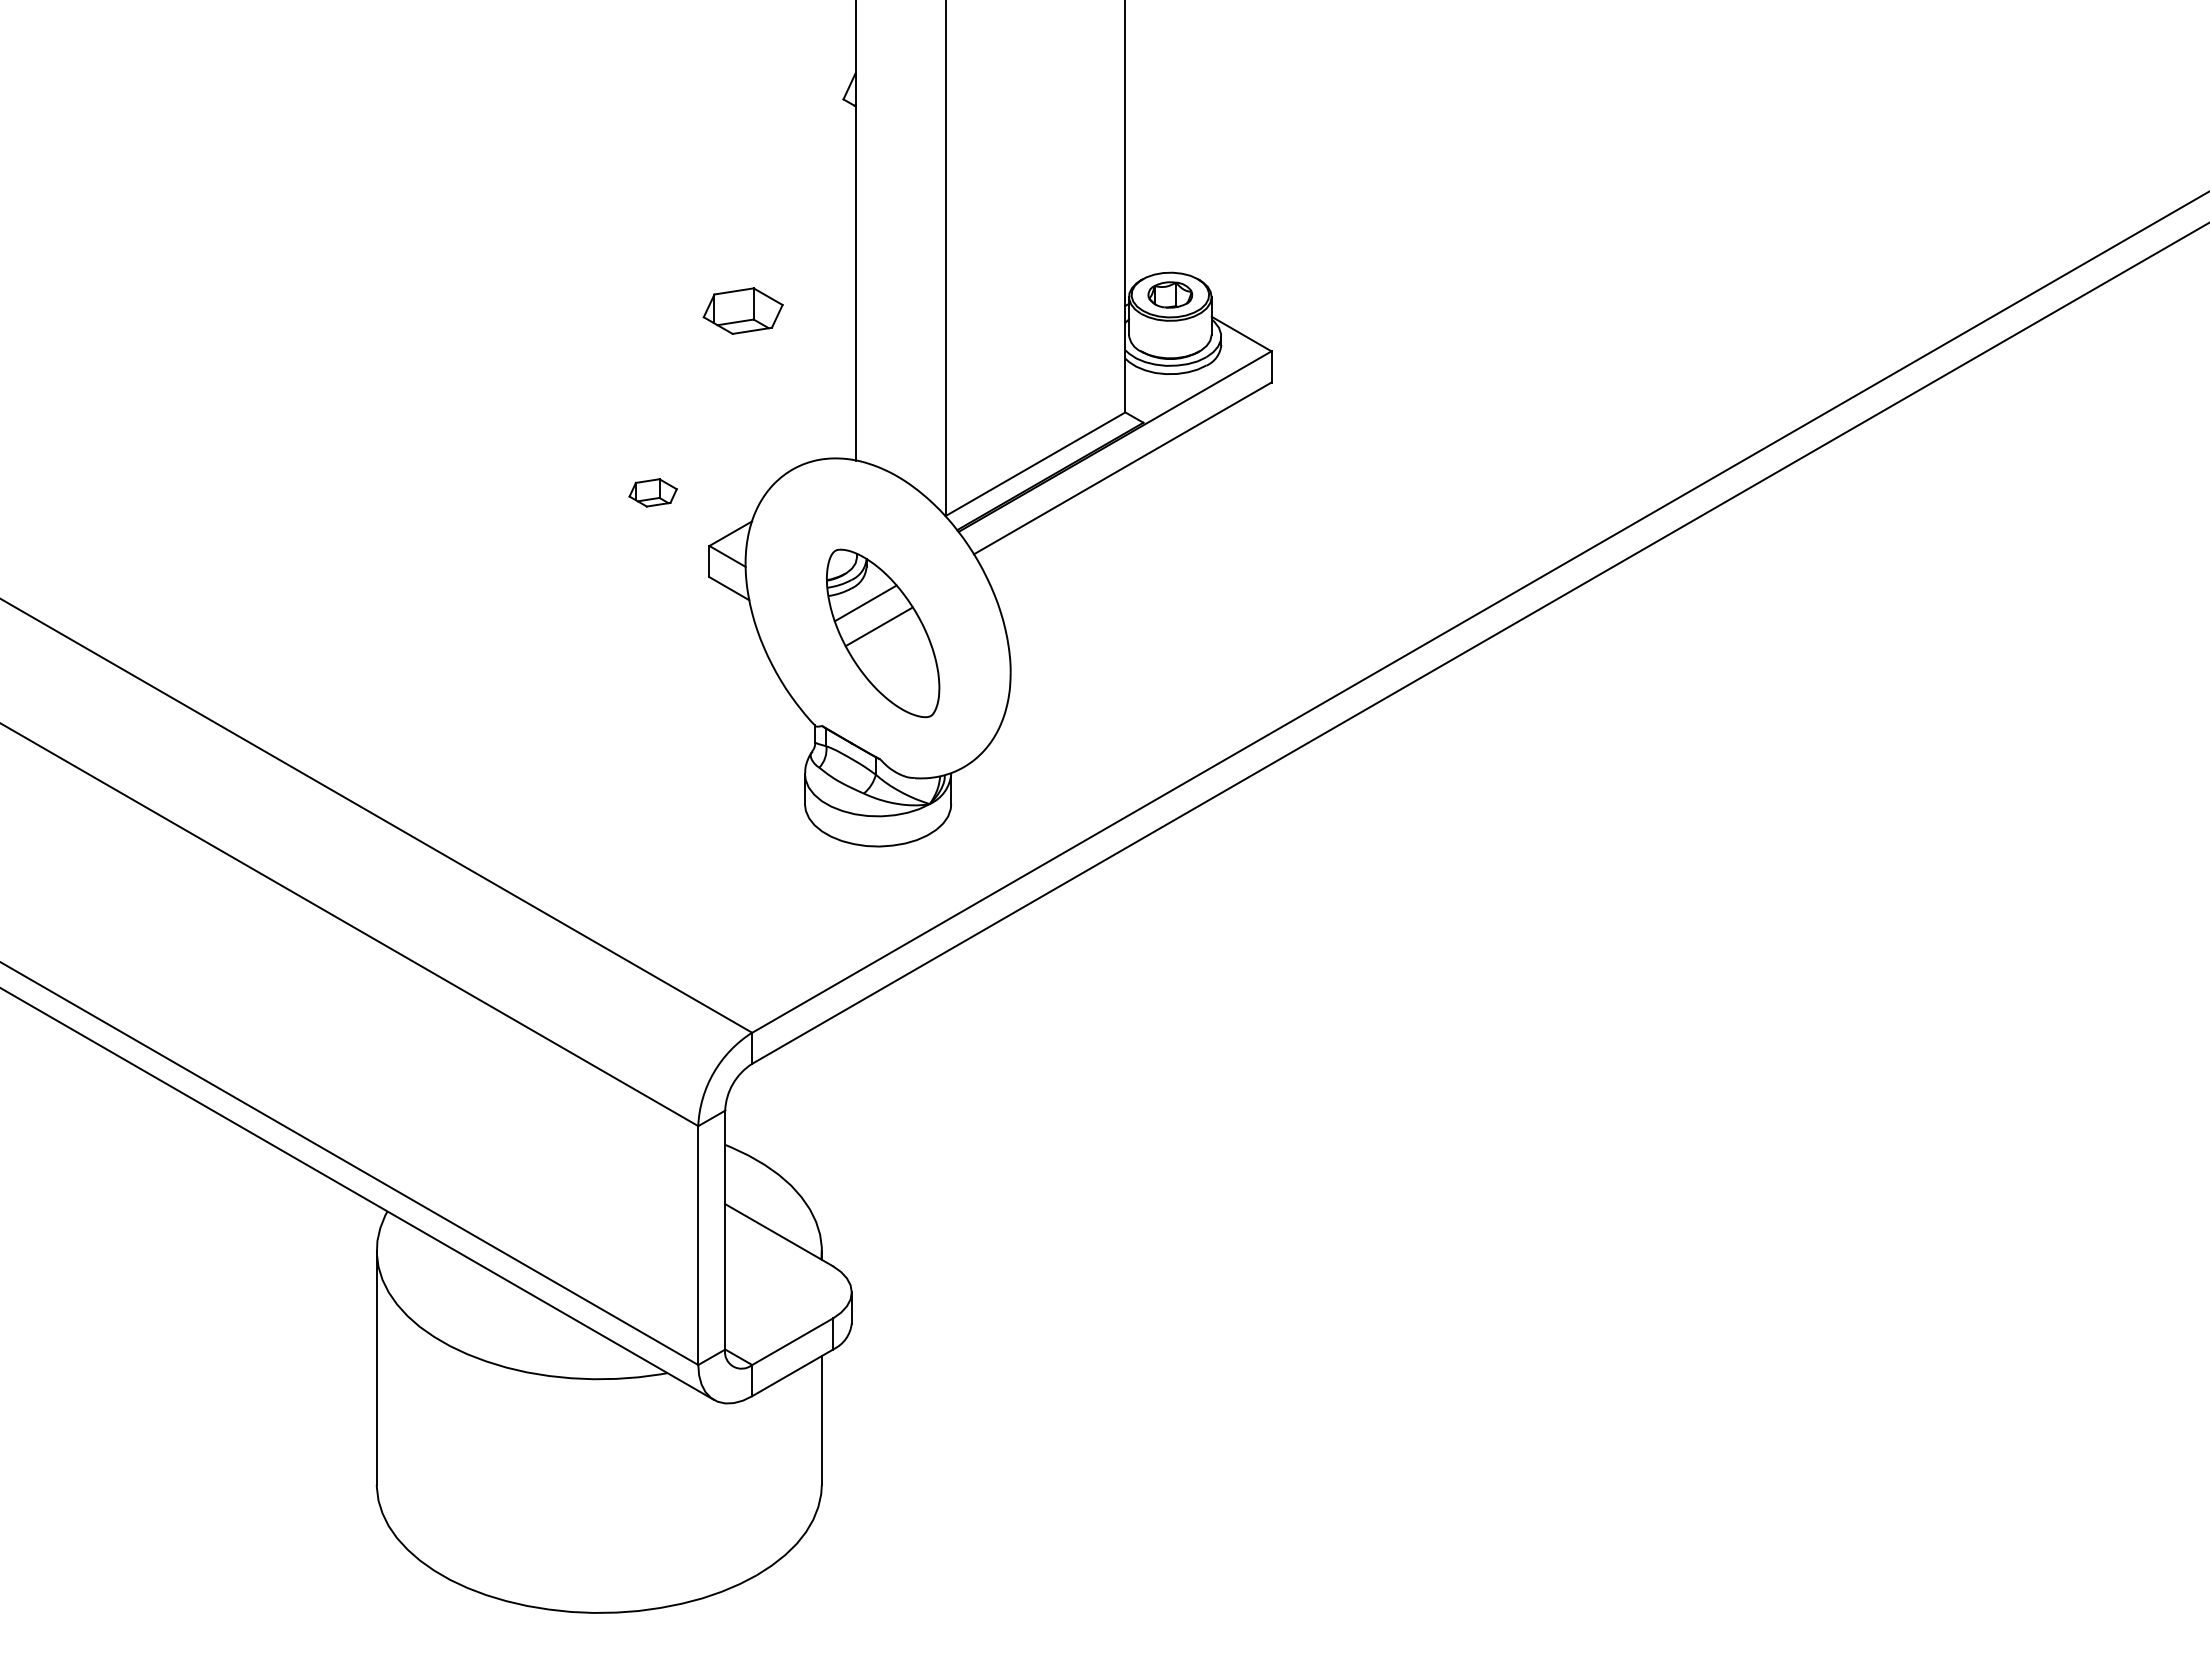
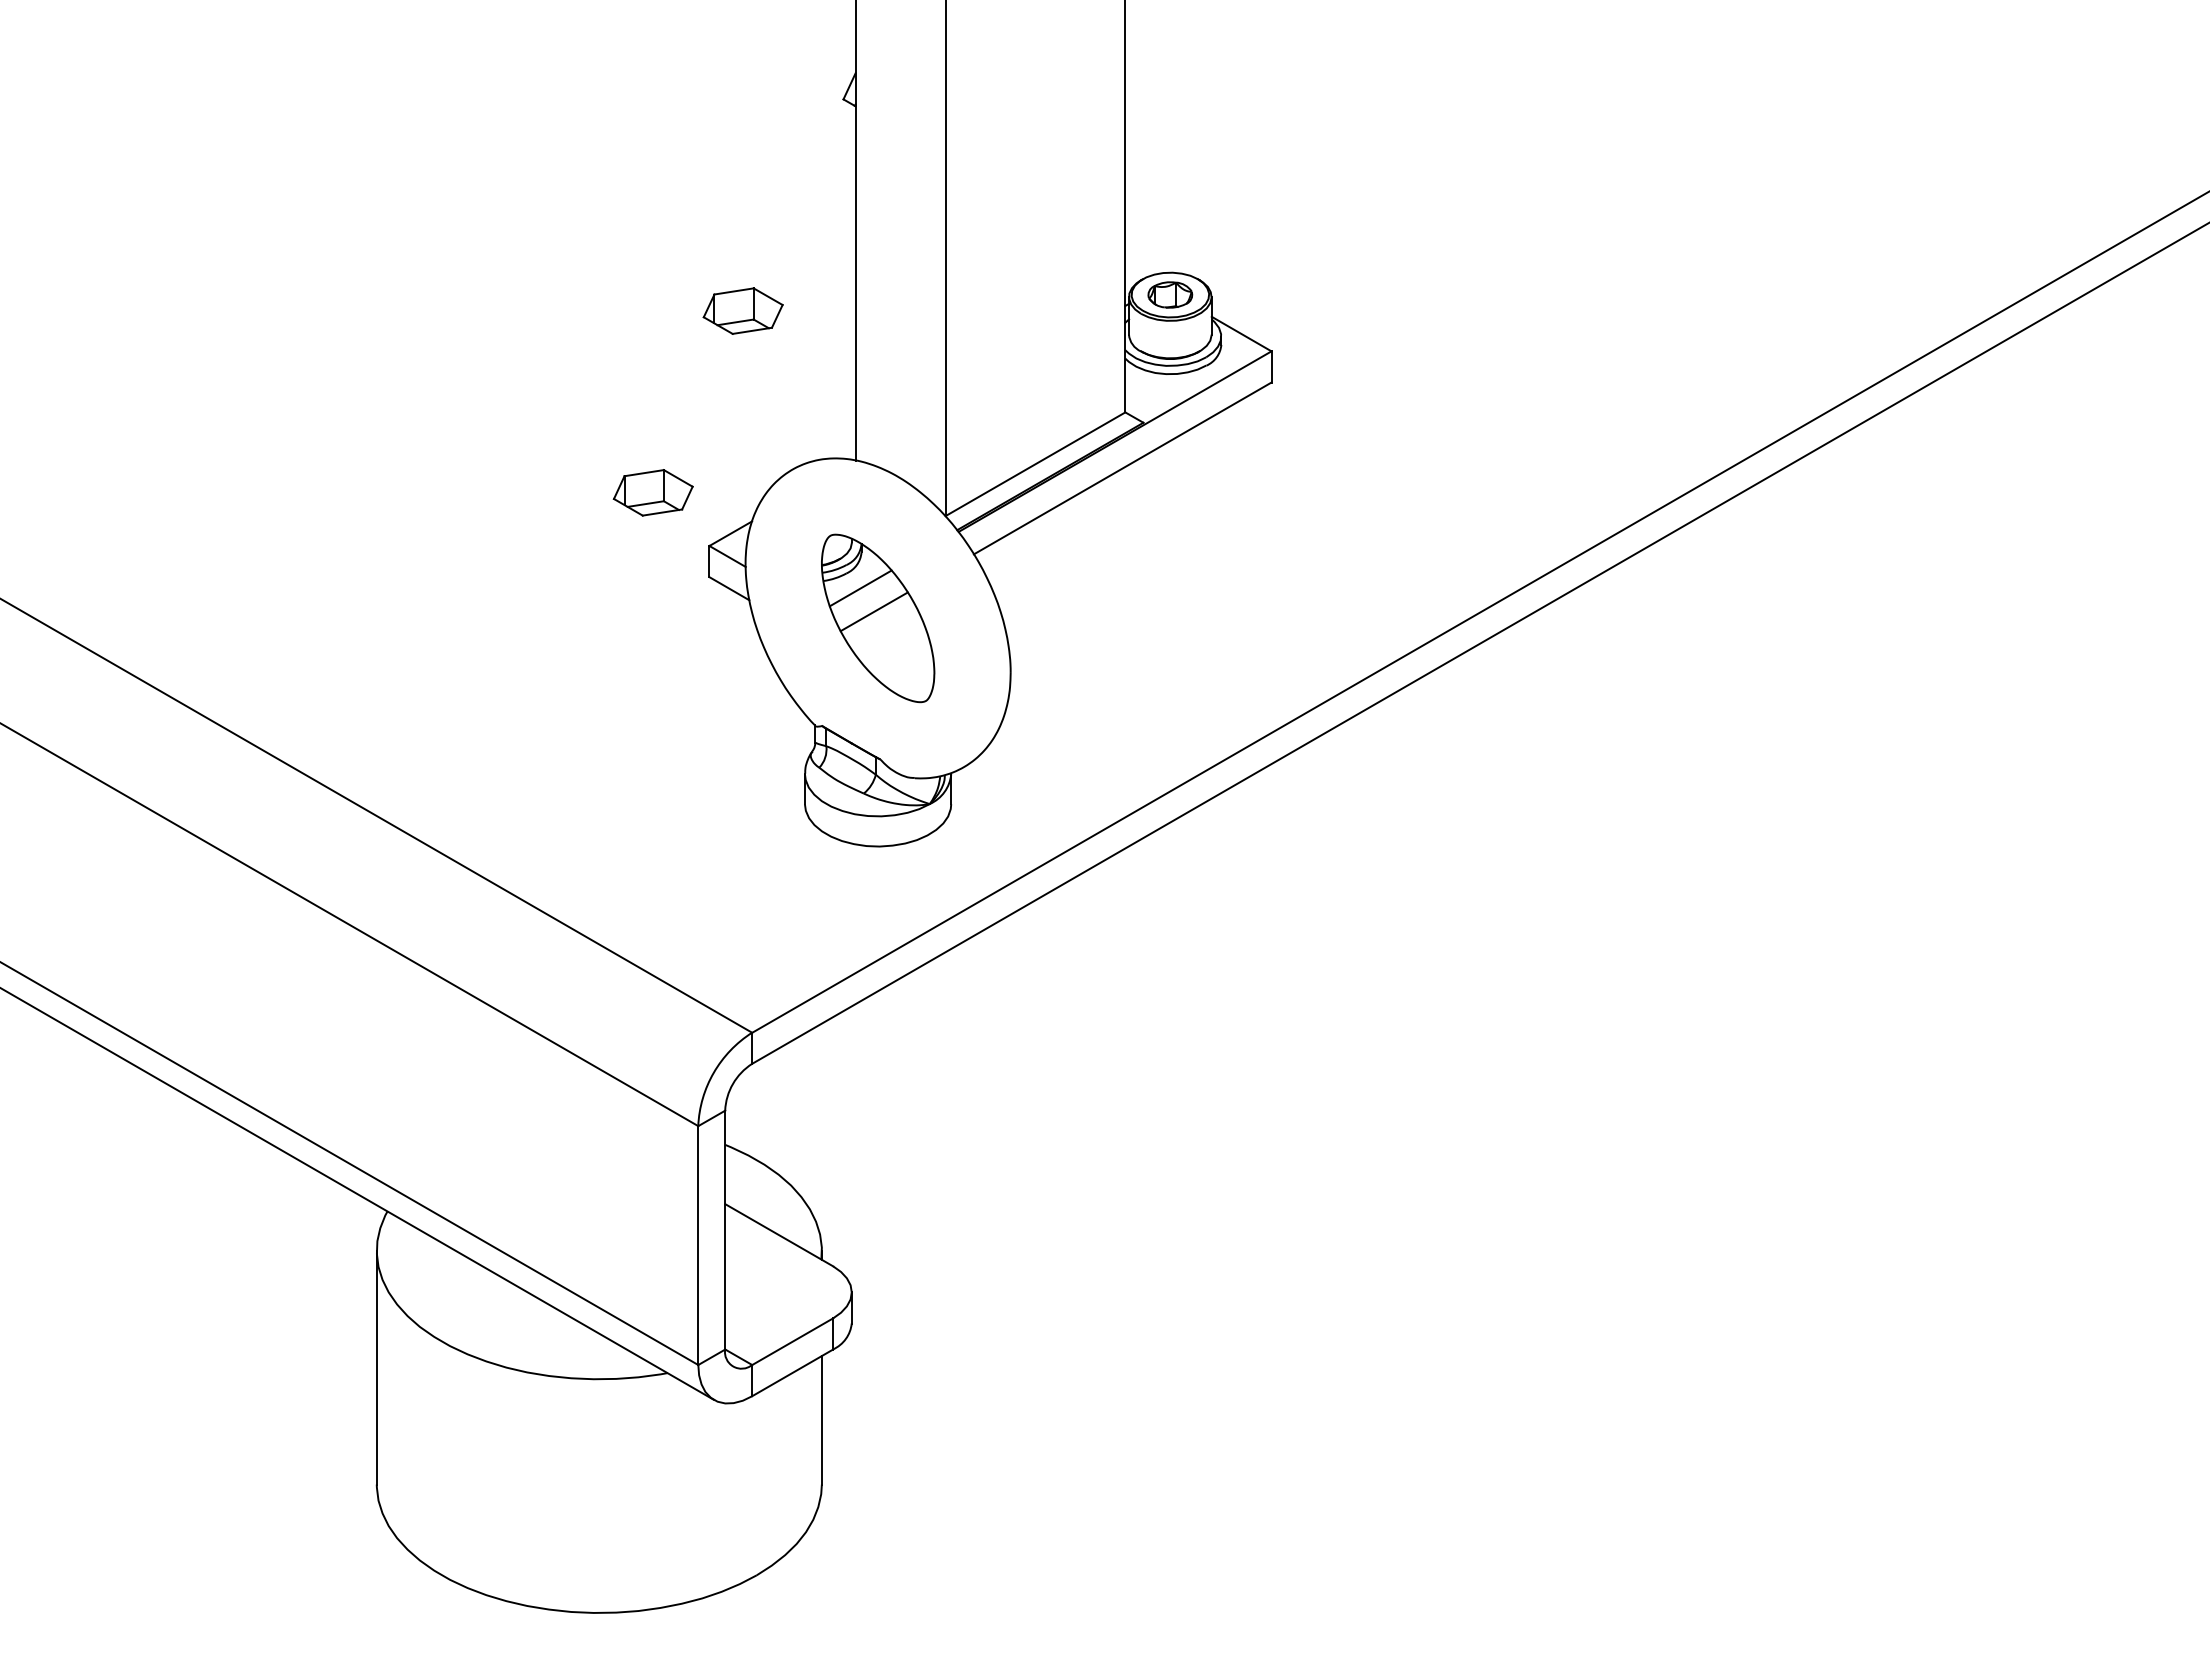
part size: 50x30 px -> 82x48 px (652, 492)
part position: (883, 633) -> (878, 618) (878, 618)
